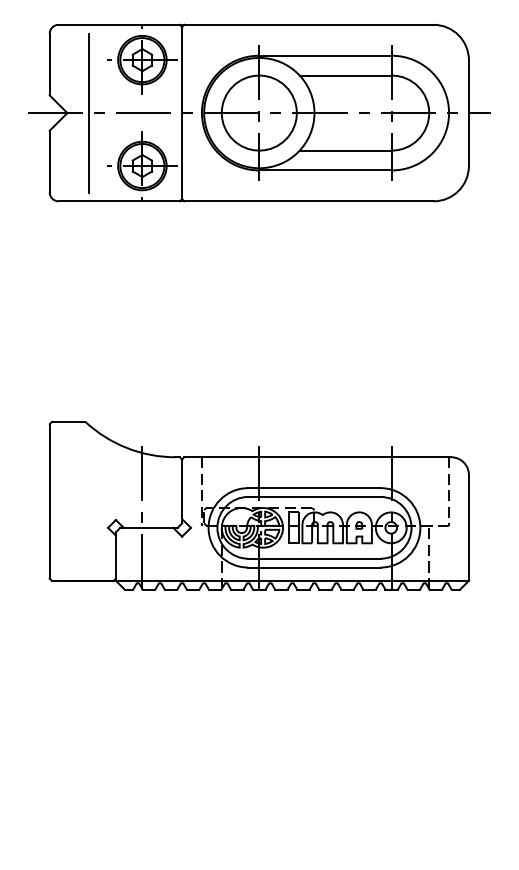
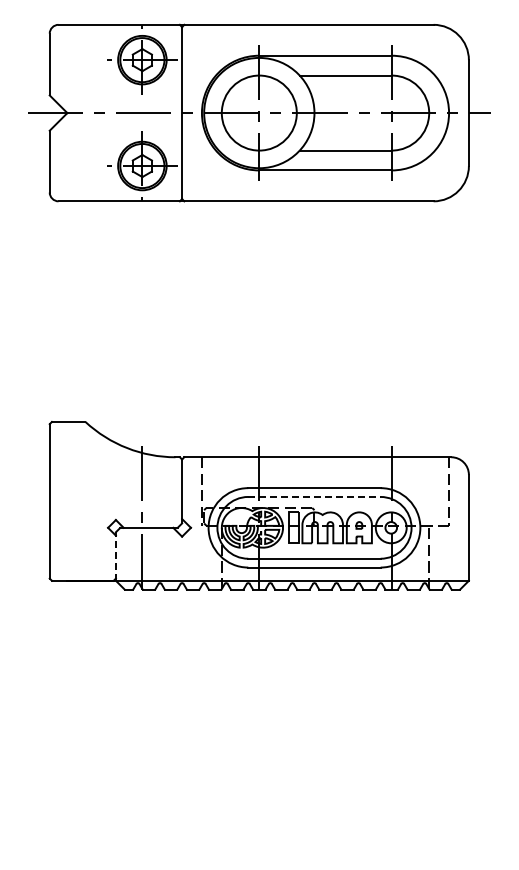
line: present -> none (88, 112)
line: solid -> dashed (314, 496)
line: solid -> dashed (115, 556)
